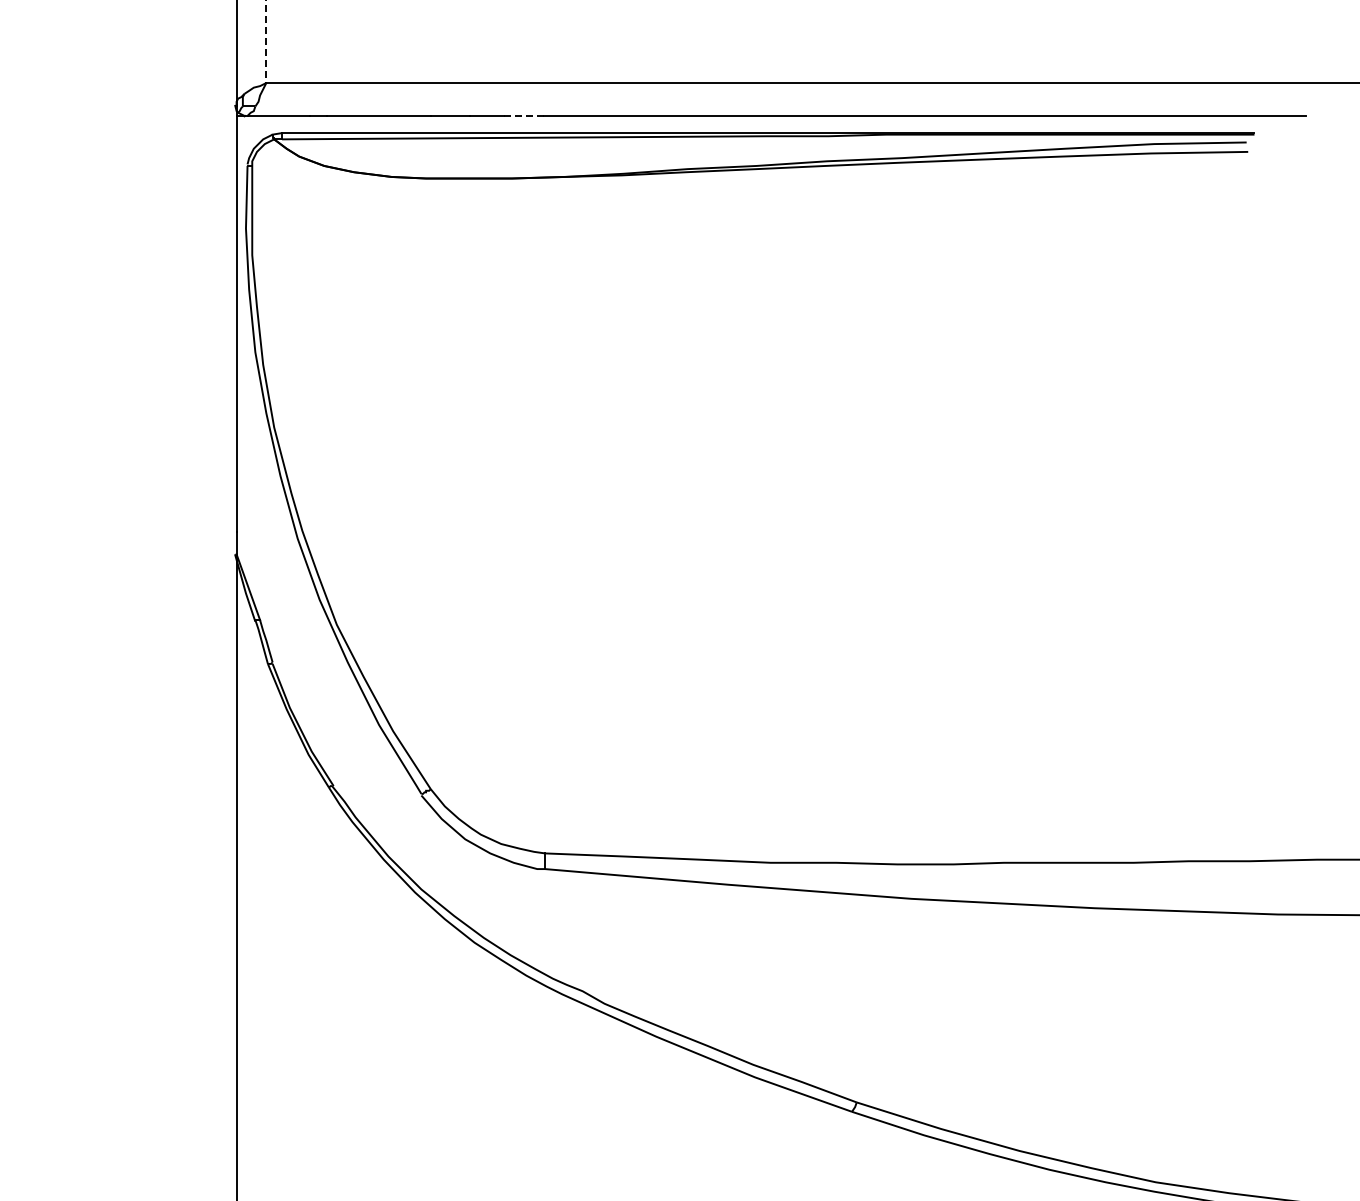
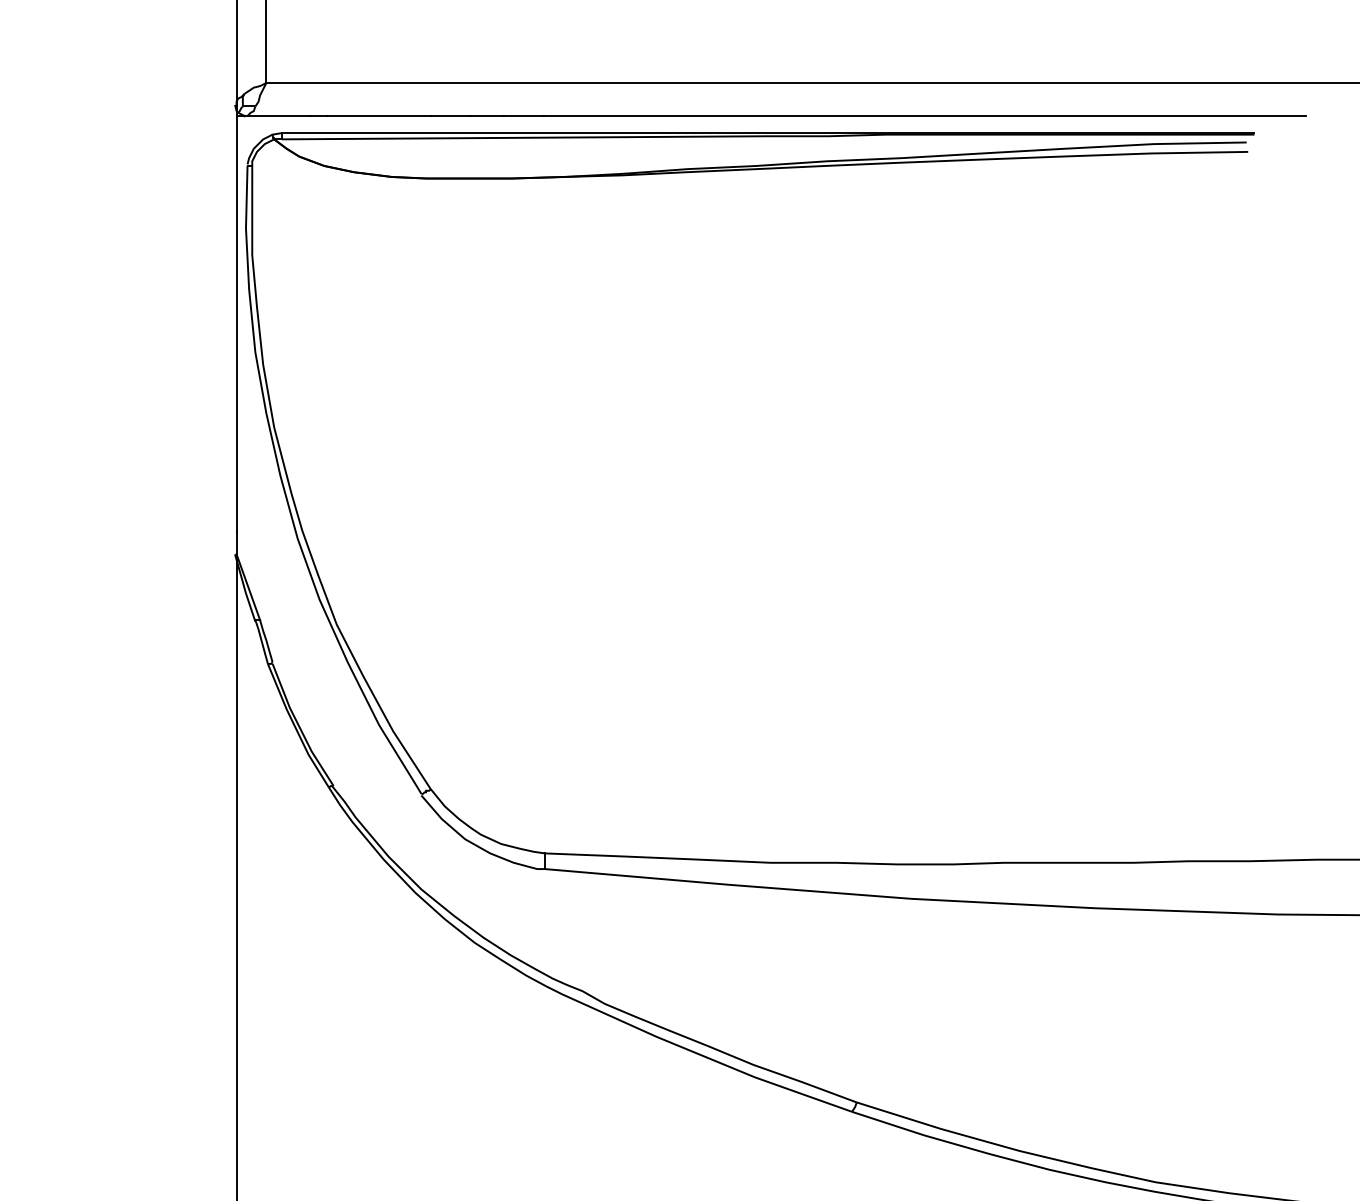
line: dashed -> solid (266, 42)
line: dashed -> solid (523, 115)
